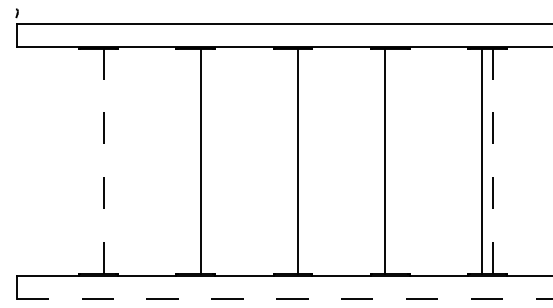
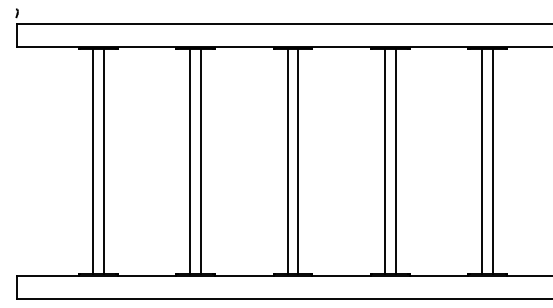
line: none -> present (92, 161)
line: dashed -> solid (103, 161)
line: none -> present (190, 161)
line: none -> present (287, 161)
line: none -> present (395, 161)
line: dashed -> solid (493, 161)
line: dashed -> solid (284, 298)
